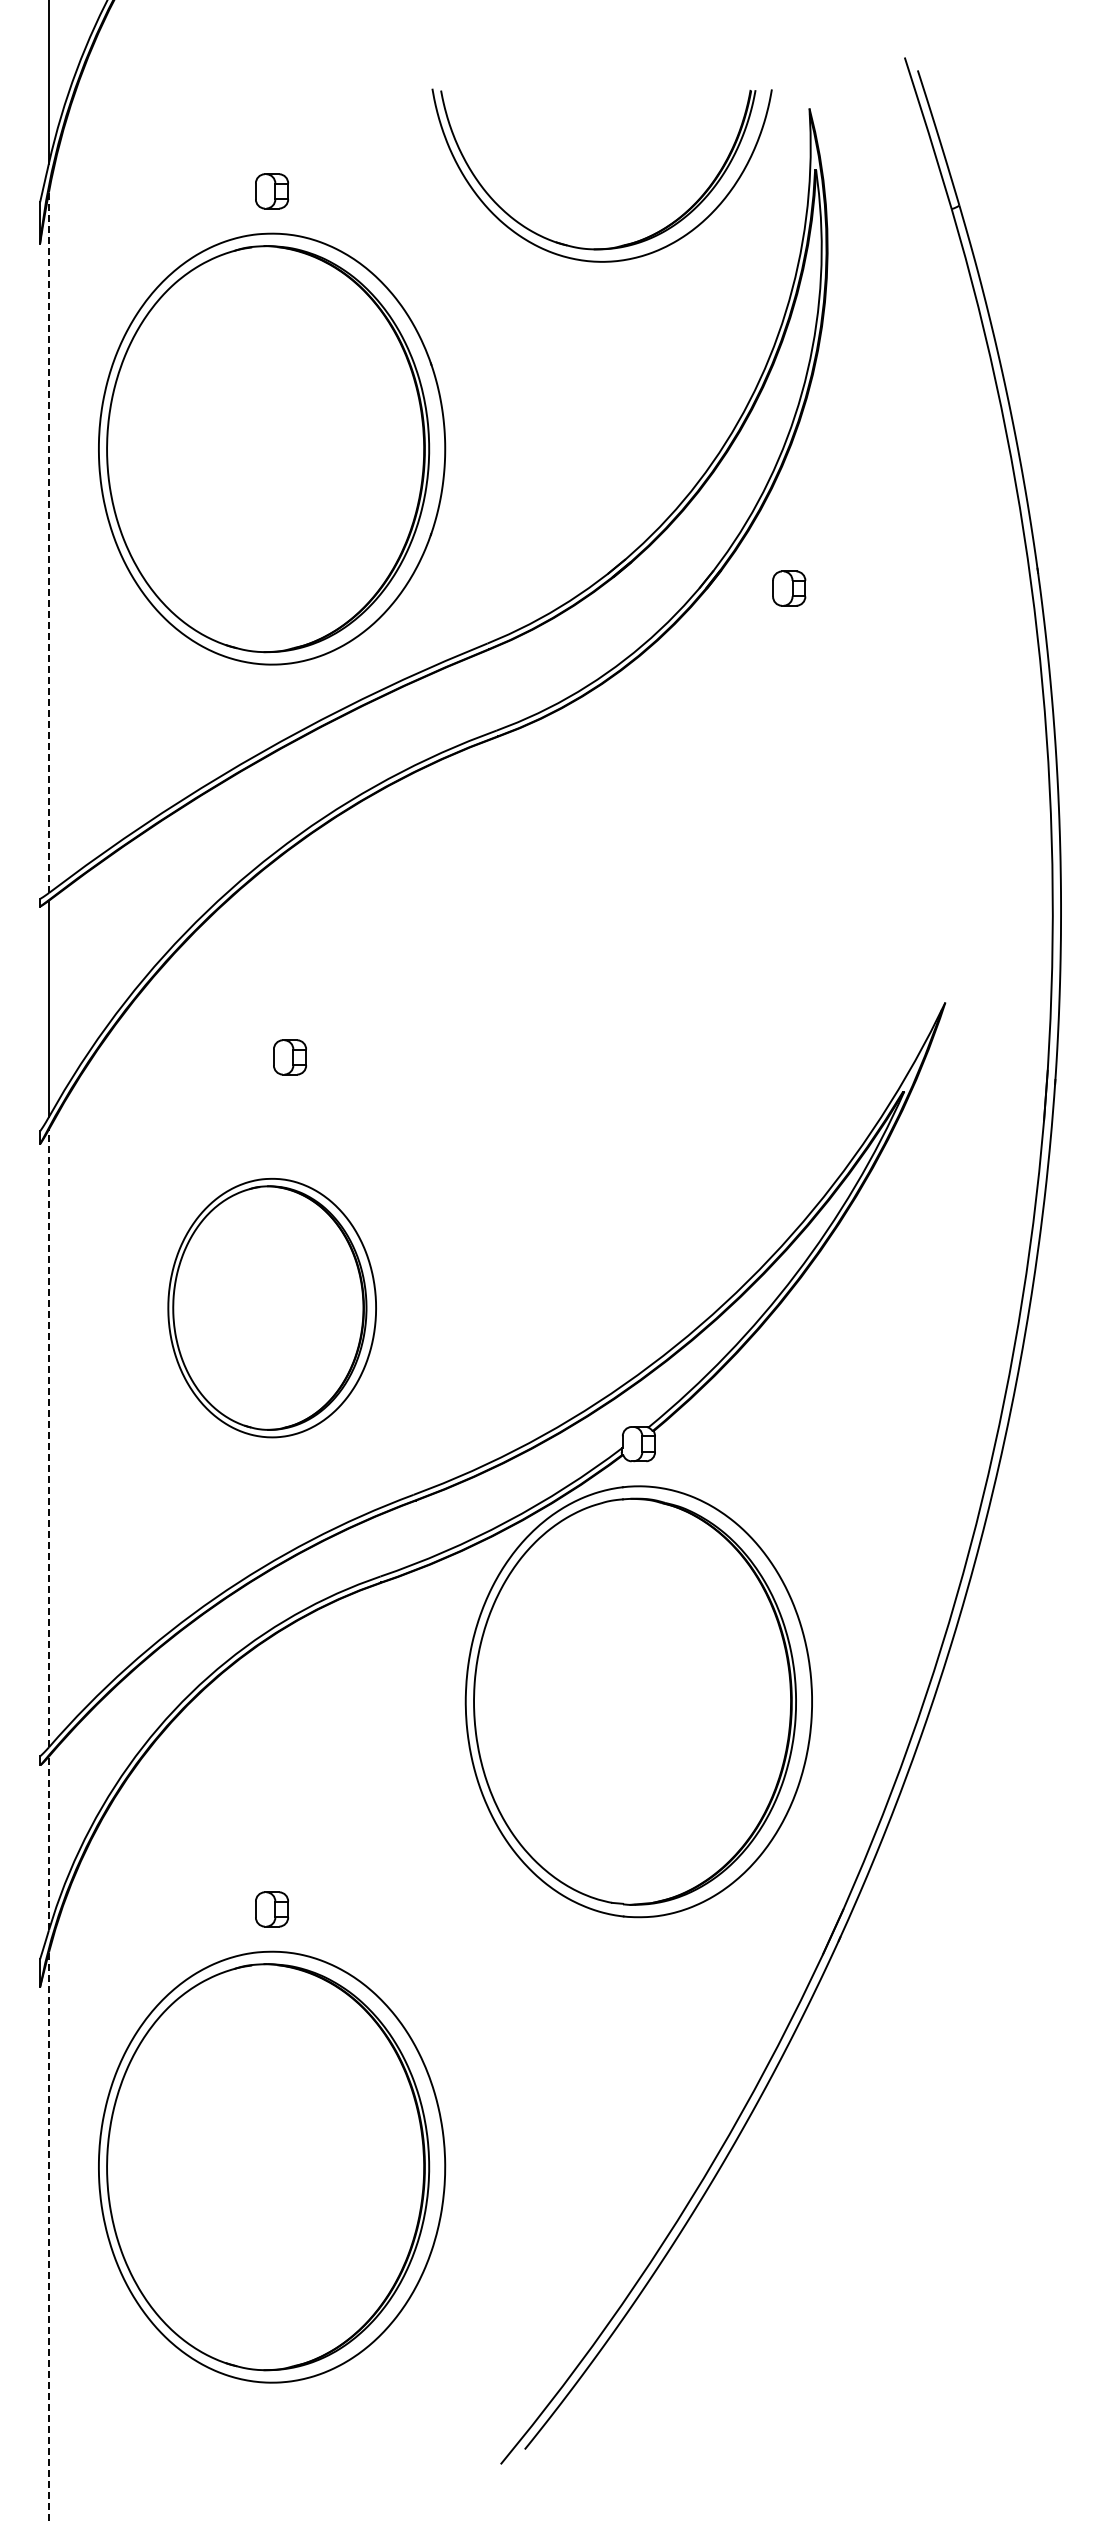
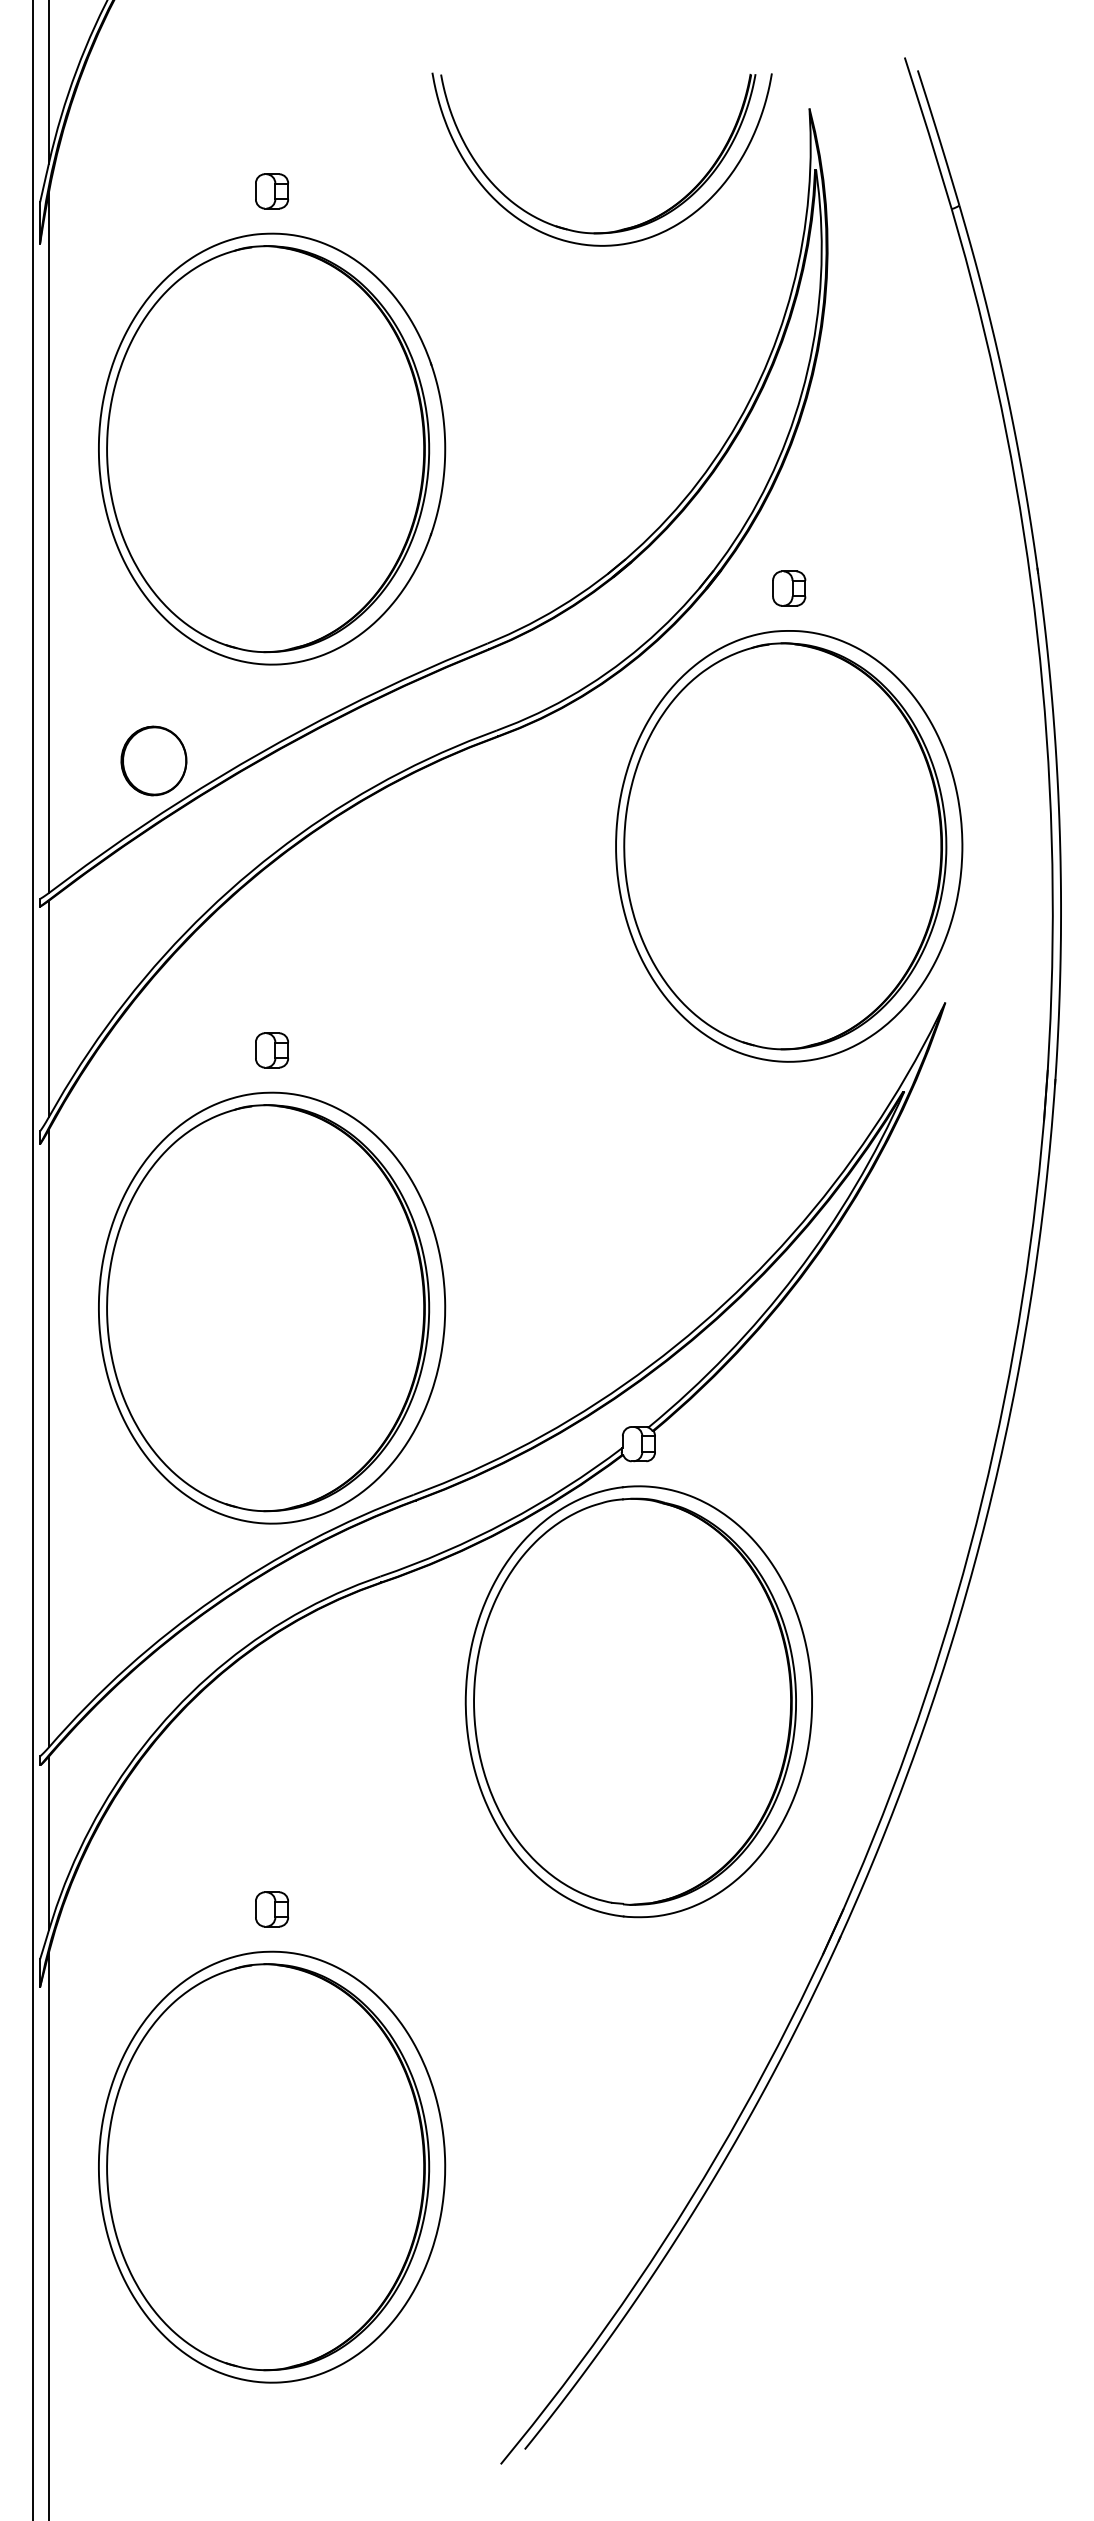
part position: (618, 245) -> (618, 229) (618, 229)
line: dashed -> solid (48, 542)
part: none -> present (153, 760)
part: none -> present (789, 846)
part position: (289, 1057) -> (271, 1050) (271, 1050)
line: none -> present (32, 1259)
part size: 210x261 px -> 349x434 px (272, 1307)
line: dashed -> solid (48, 1438)
line: dashed -> solid (48, 1843)
line: dashed -> solid (48, 2236)
